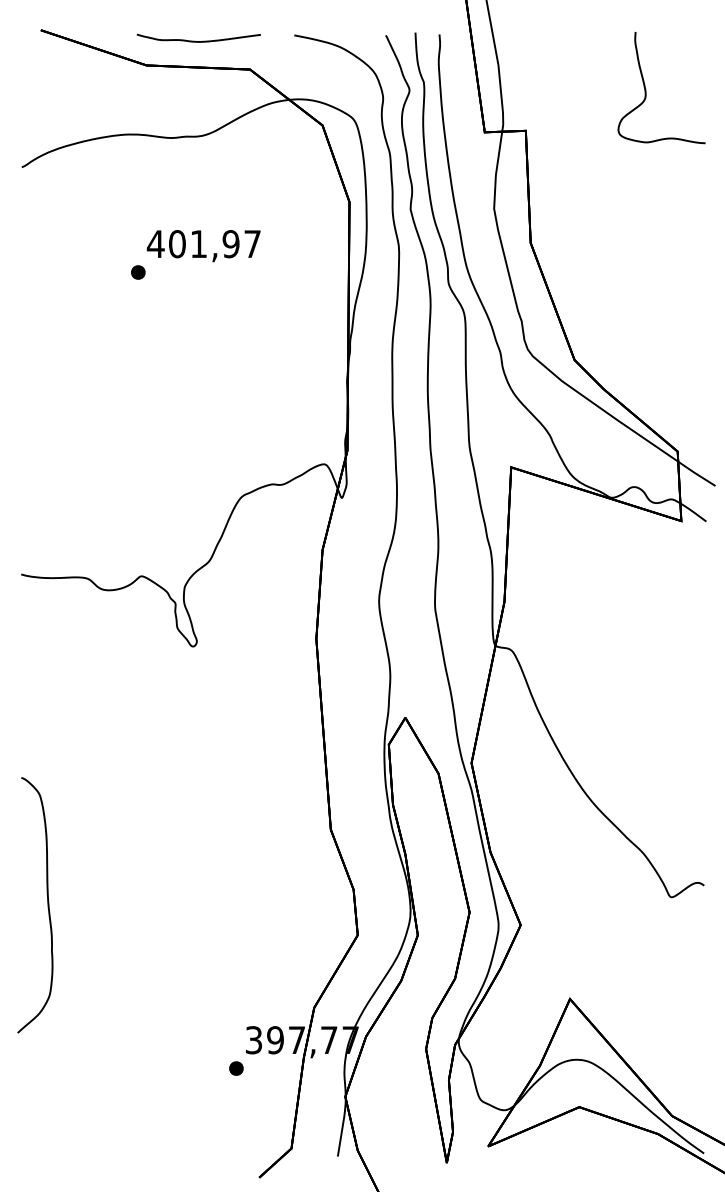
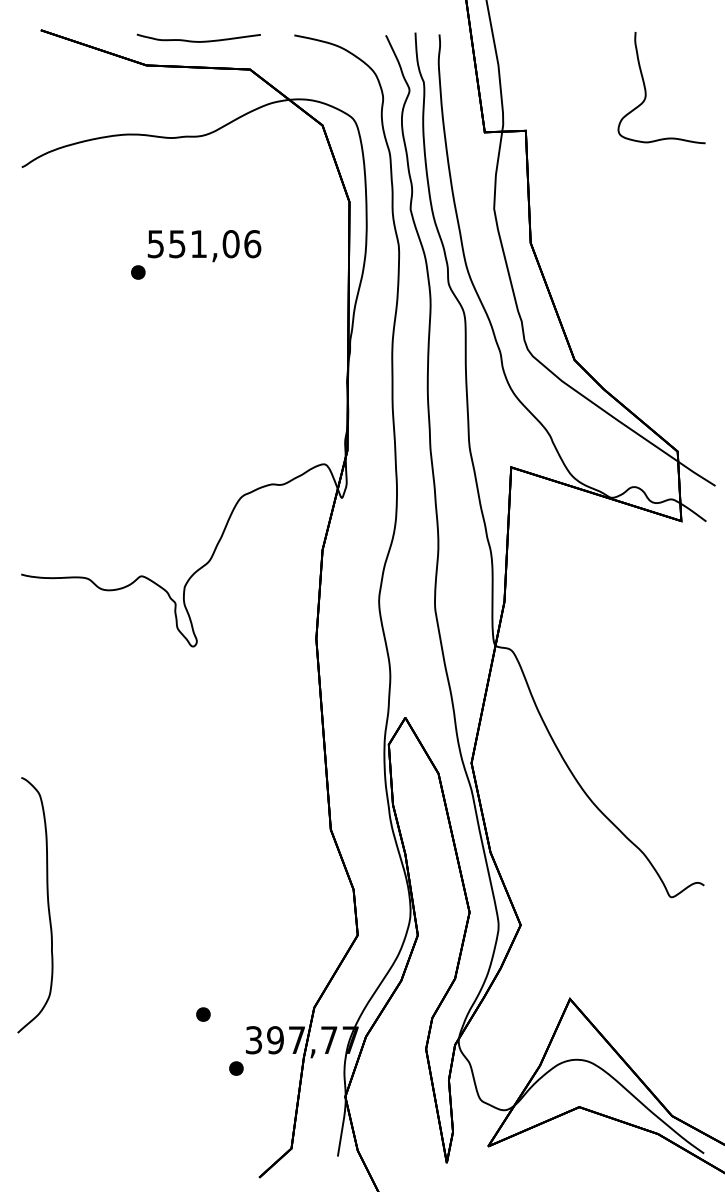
text: 401,97 -> 551,06 (203, 244)
part: none -> present (203, 1014)
